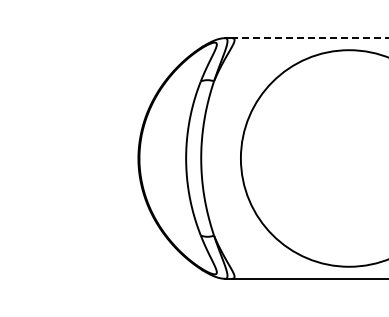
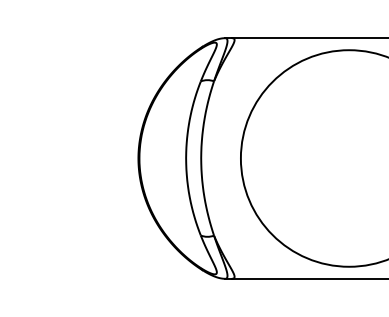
line: dashed -> solid (309, 38)
